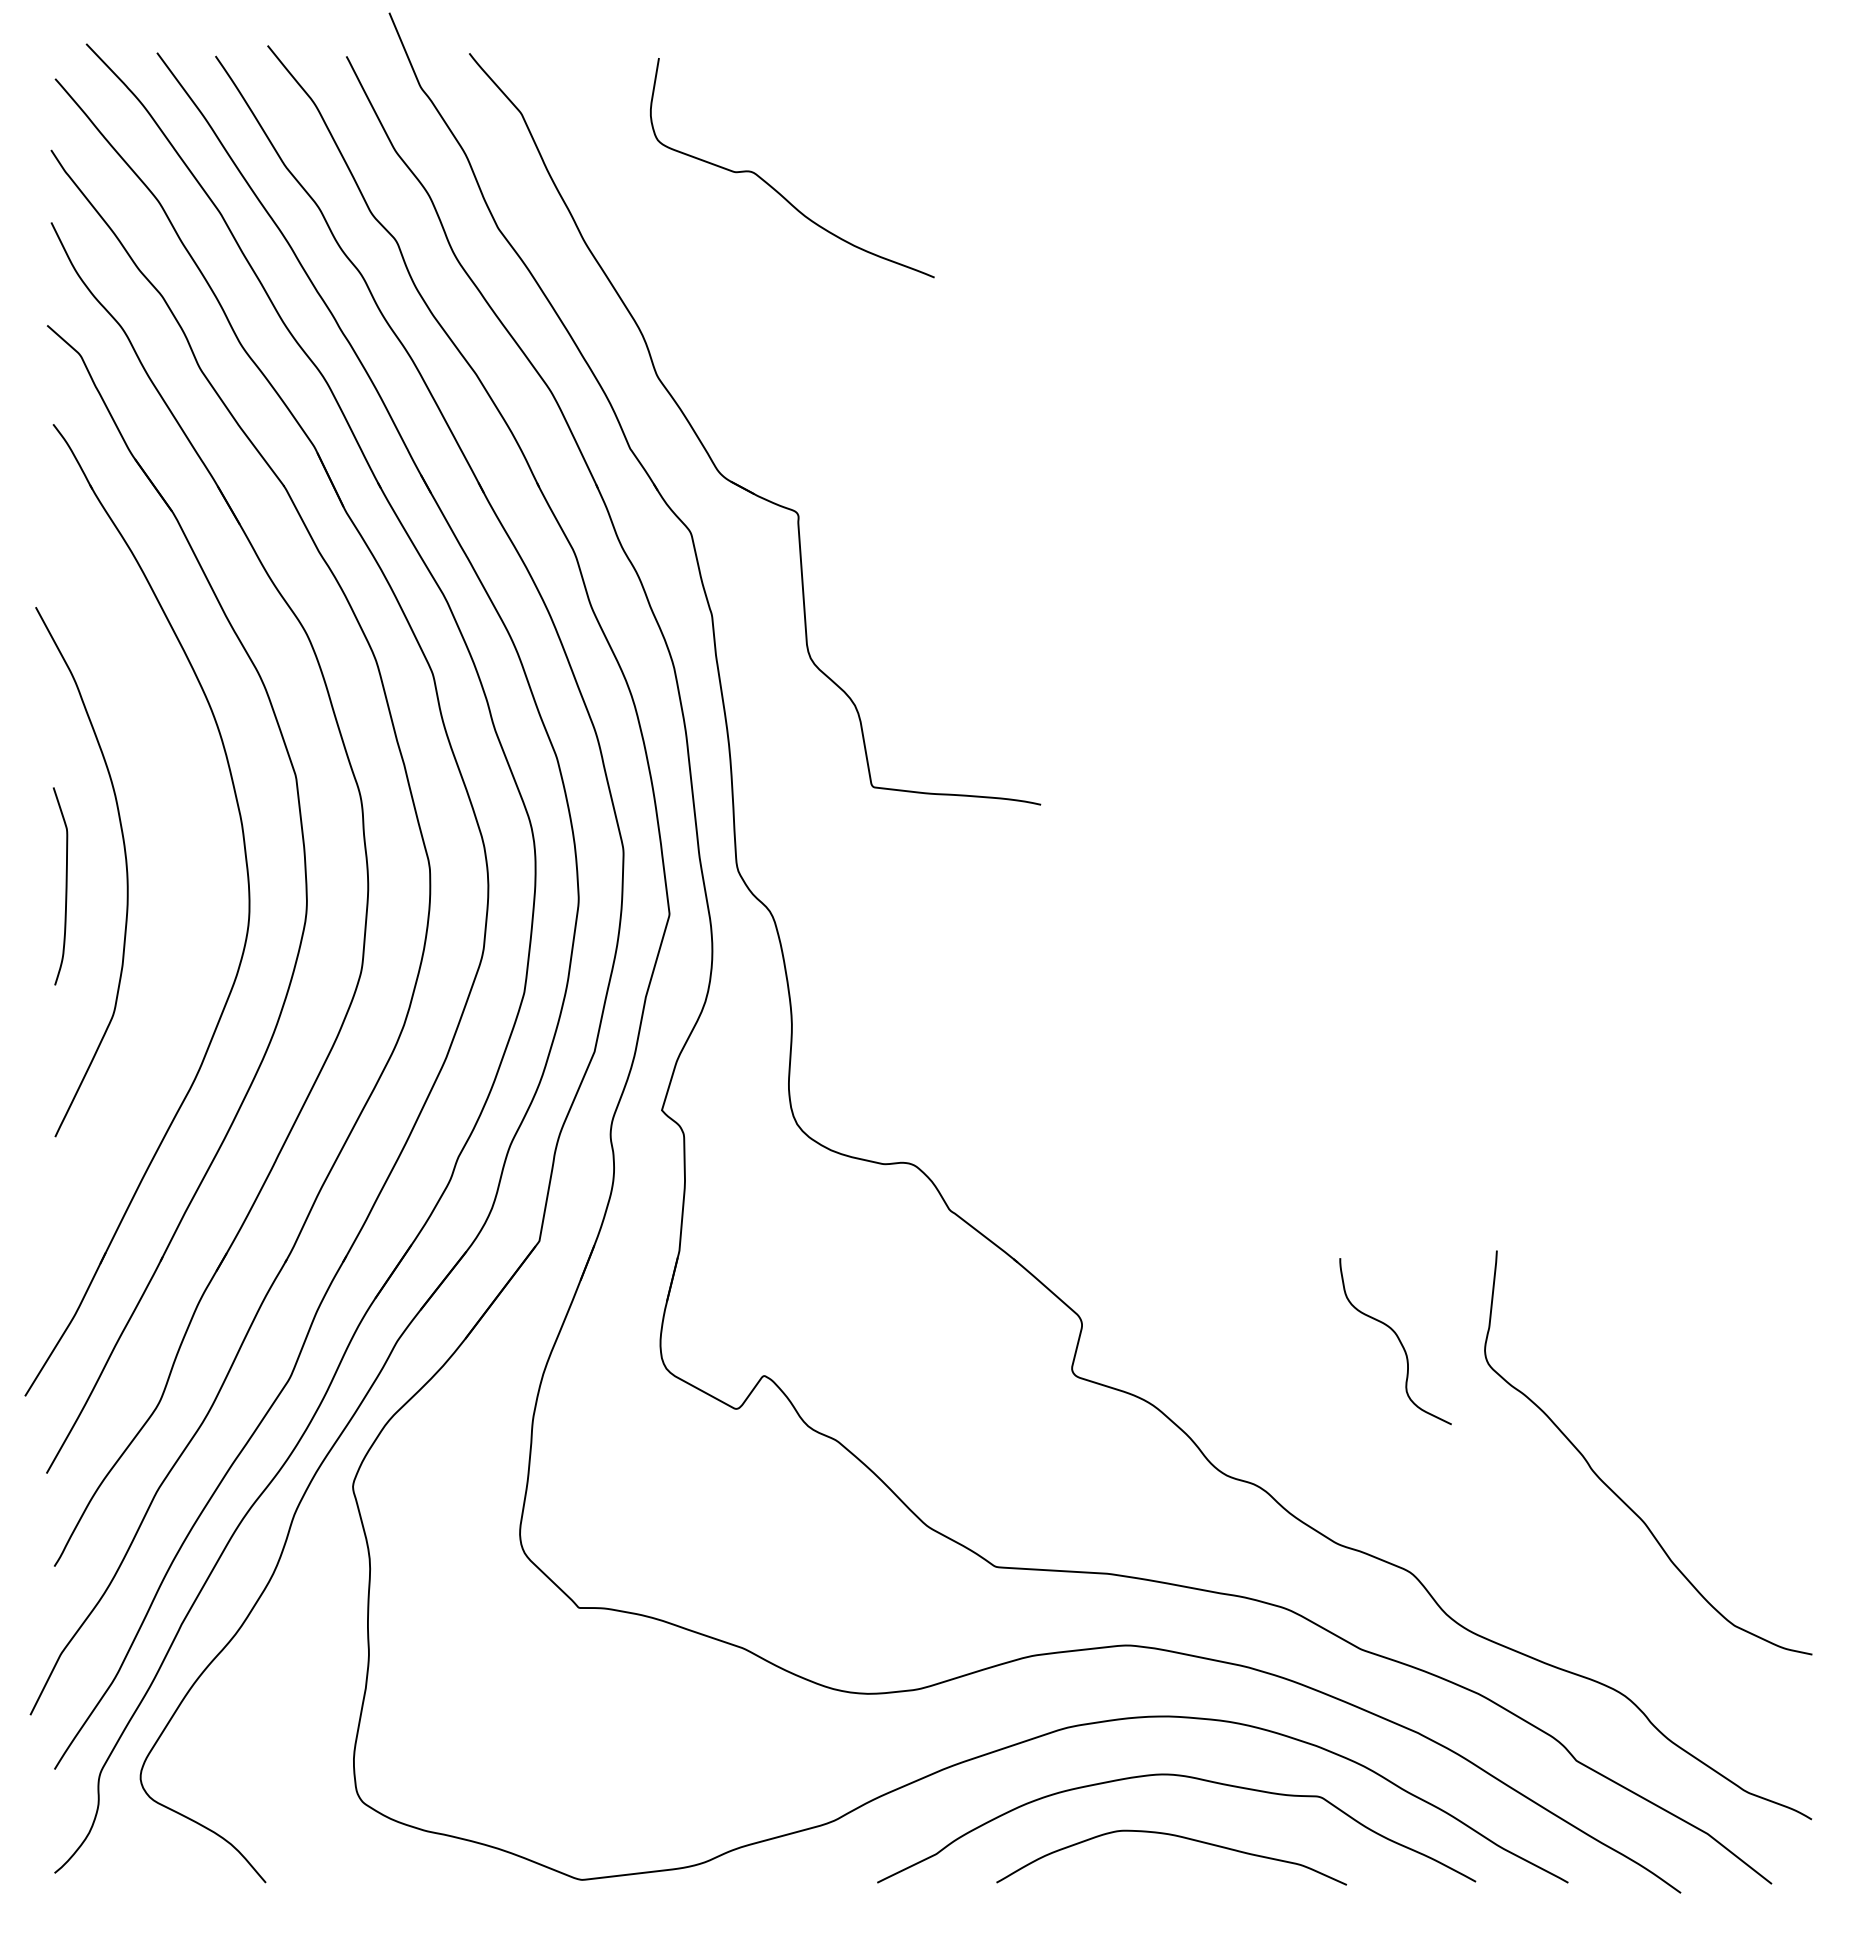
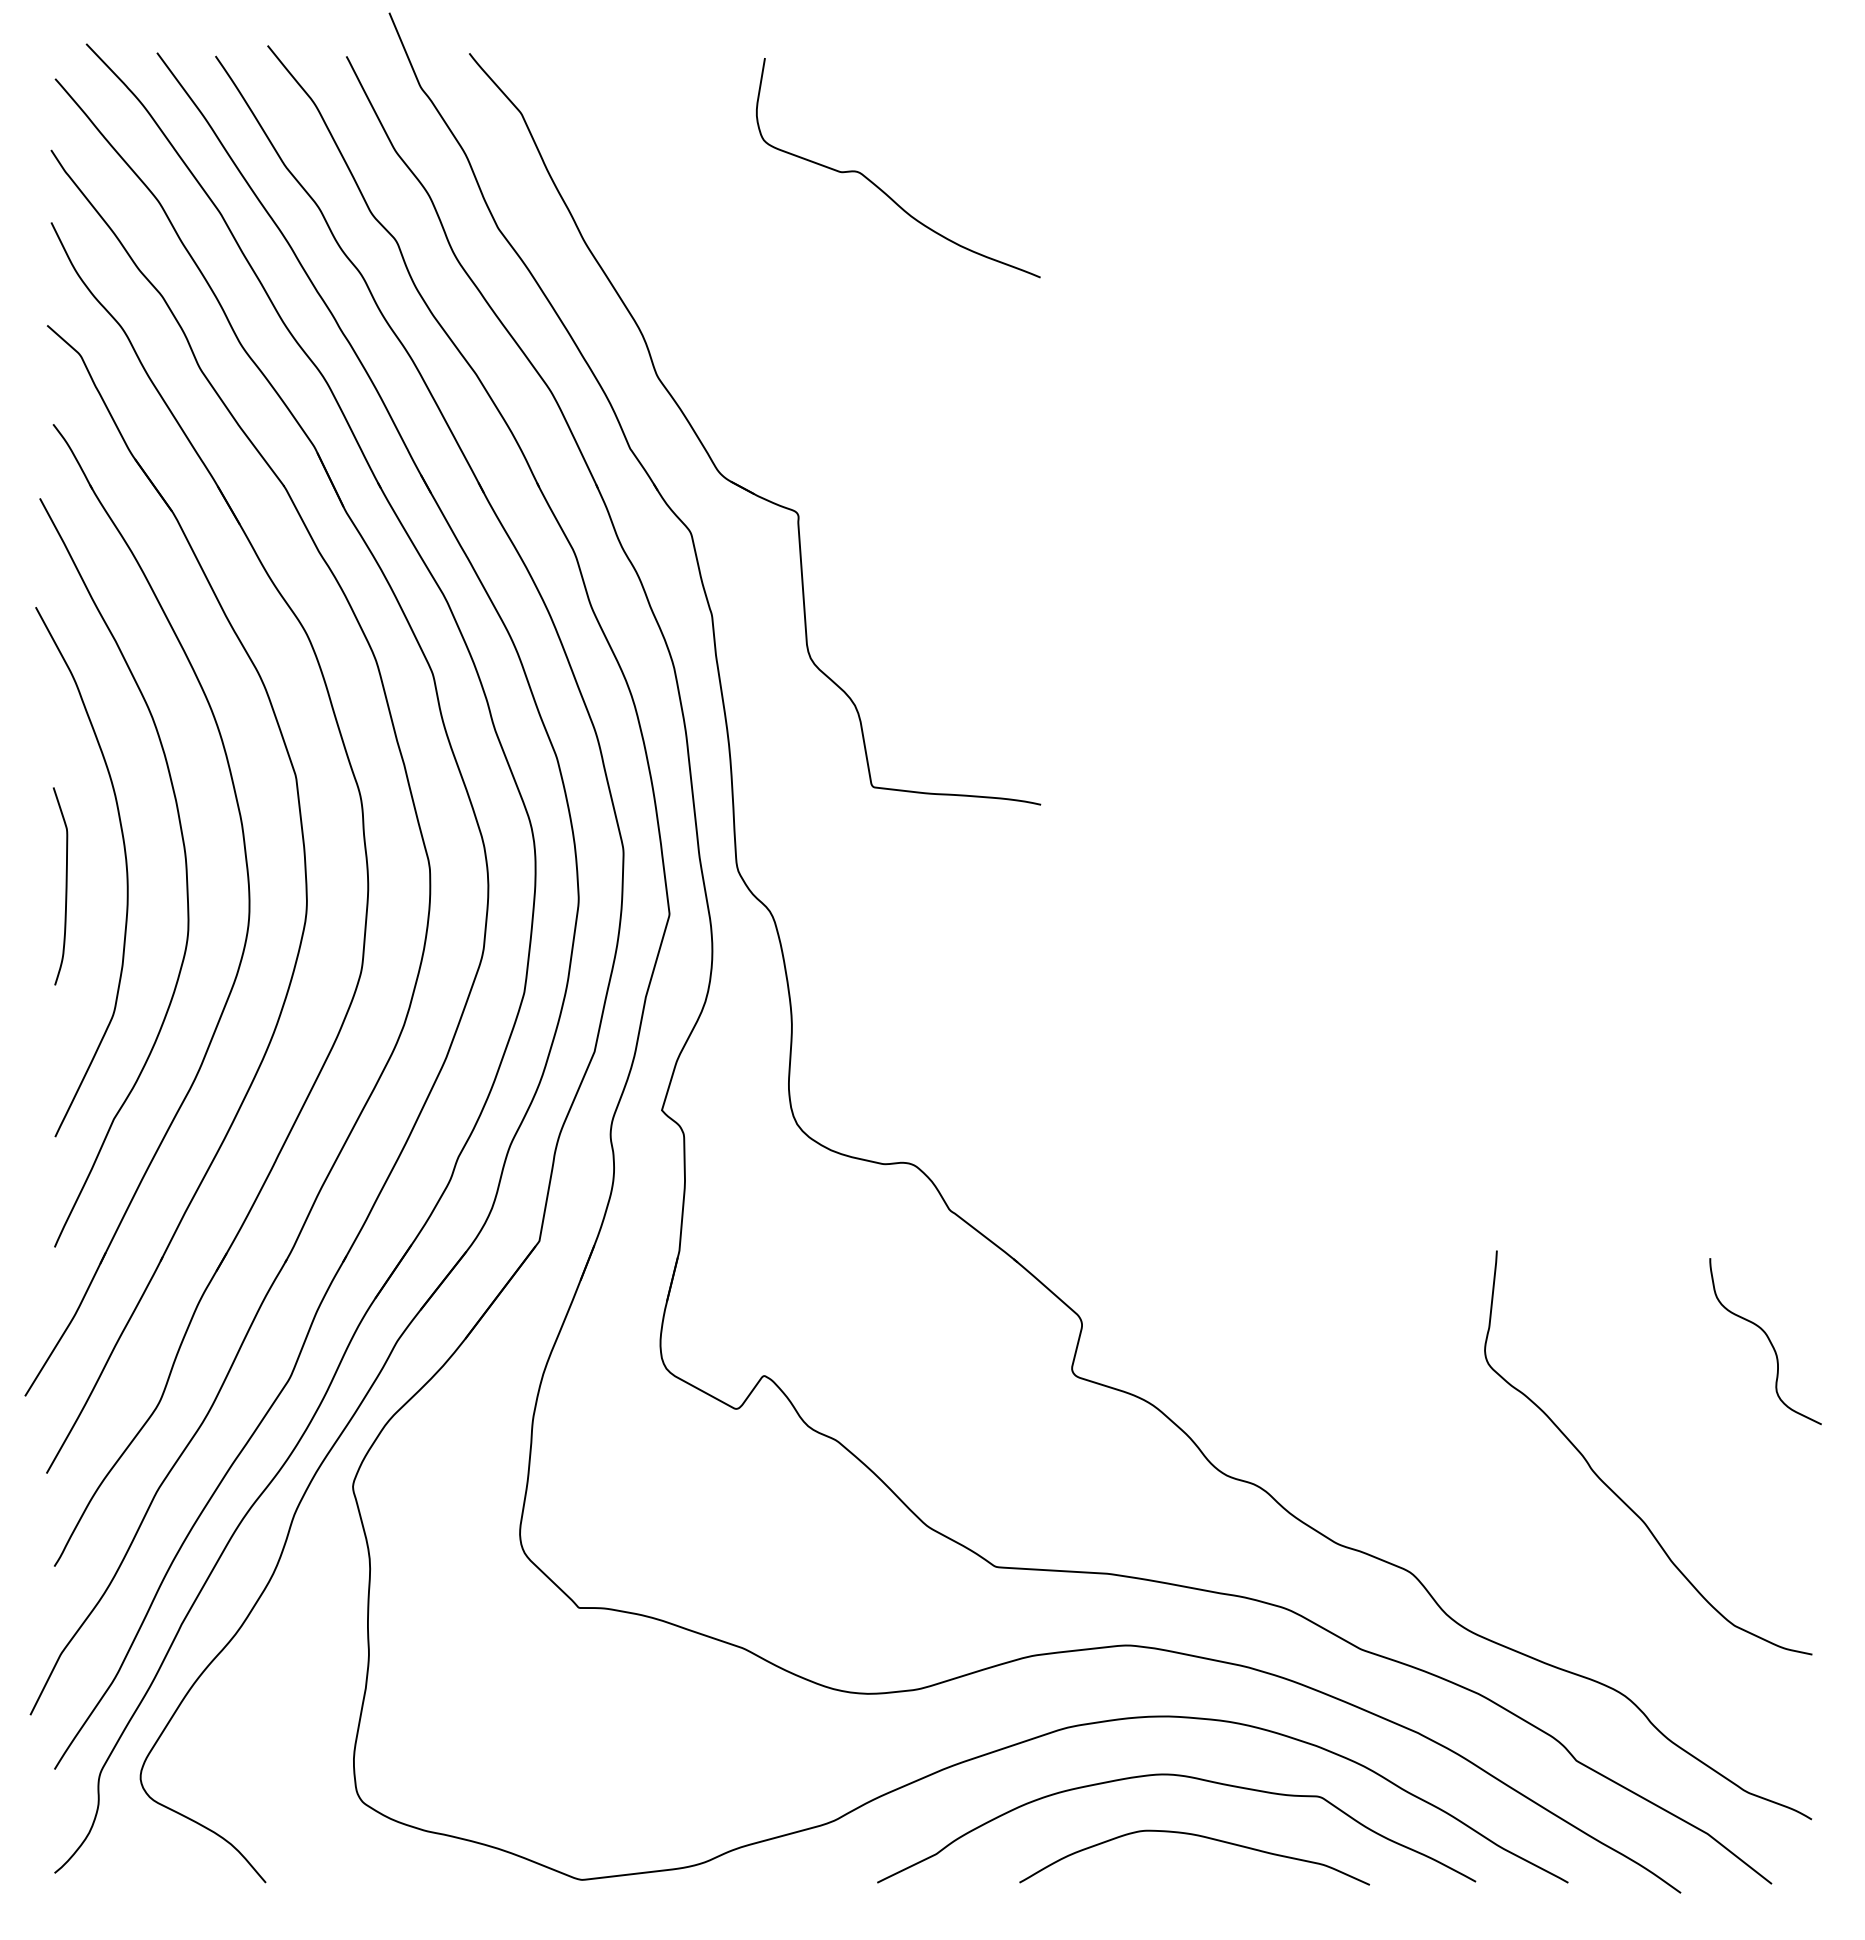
curve position: (776, 189) -> (882, 189) (882, 189)
curve: none -> present (185, 872)
curve position: (1398, 1340) -> (1768, 1340) (1768, 1340)
curve position: (1173, 1836) -> (1196, 1836) (1196, 1836)
